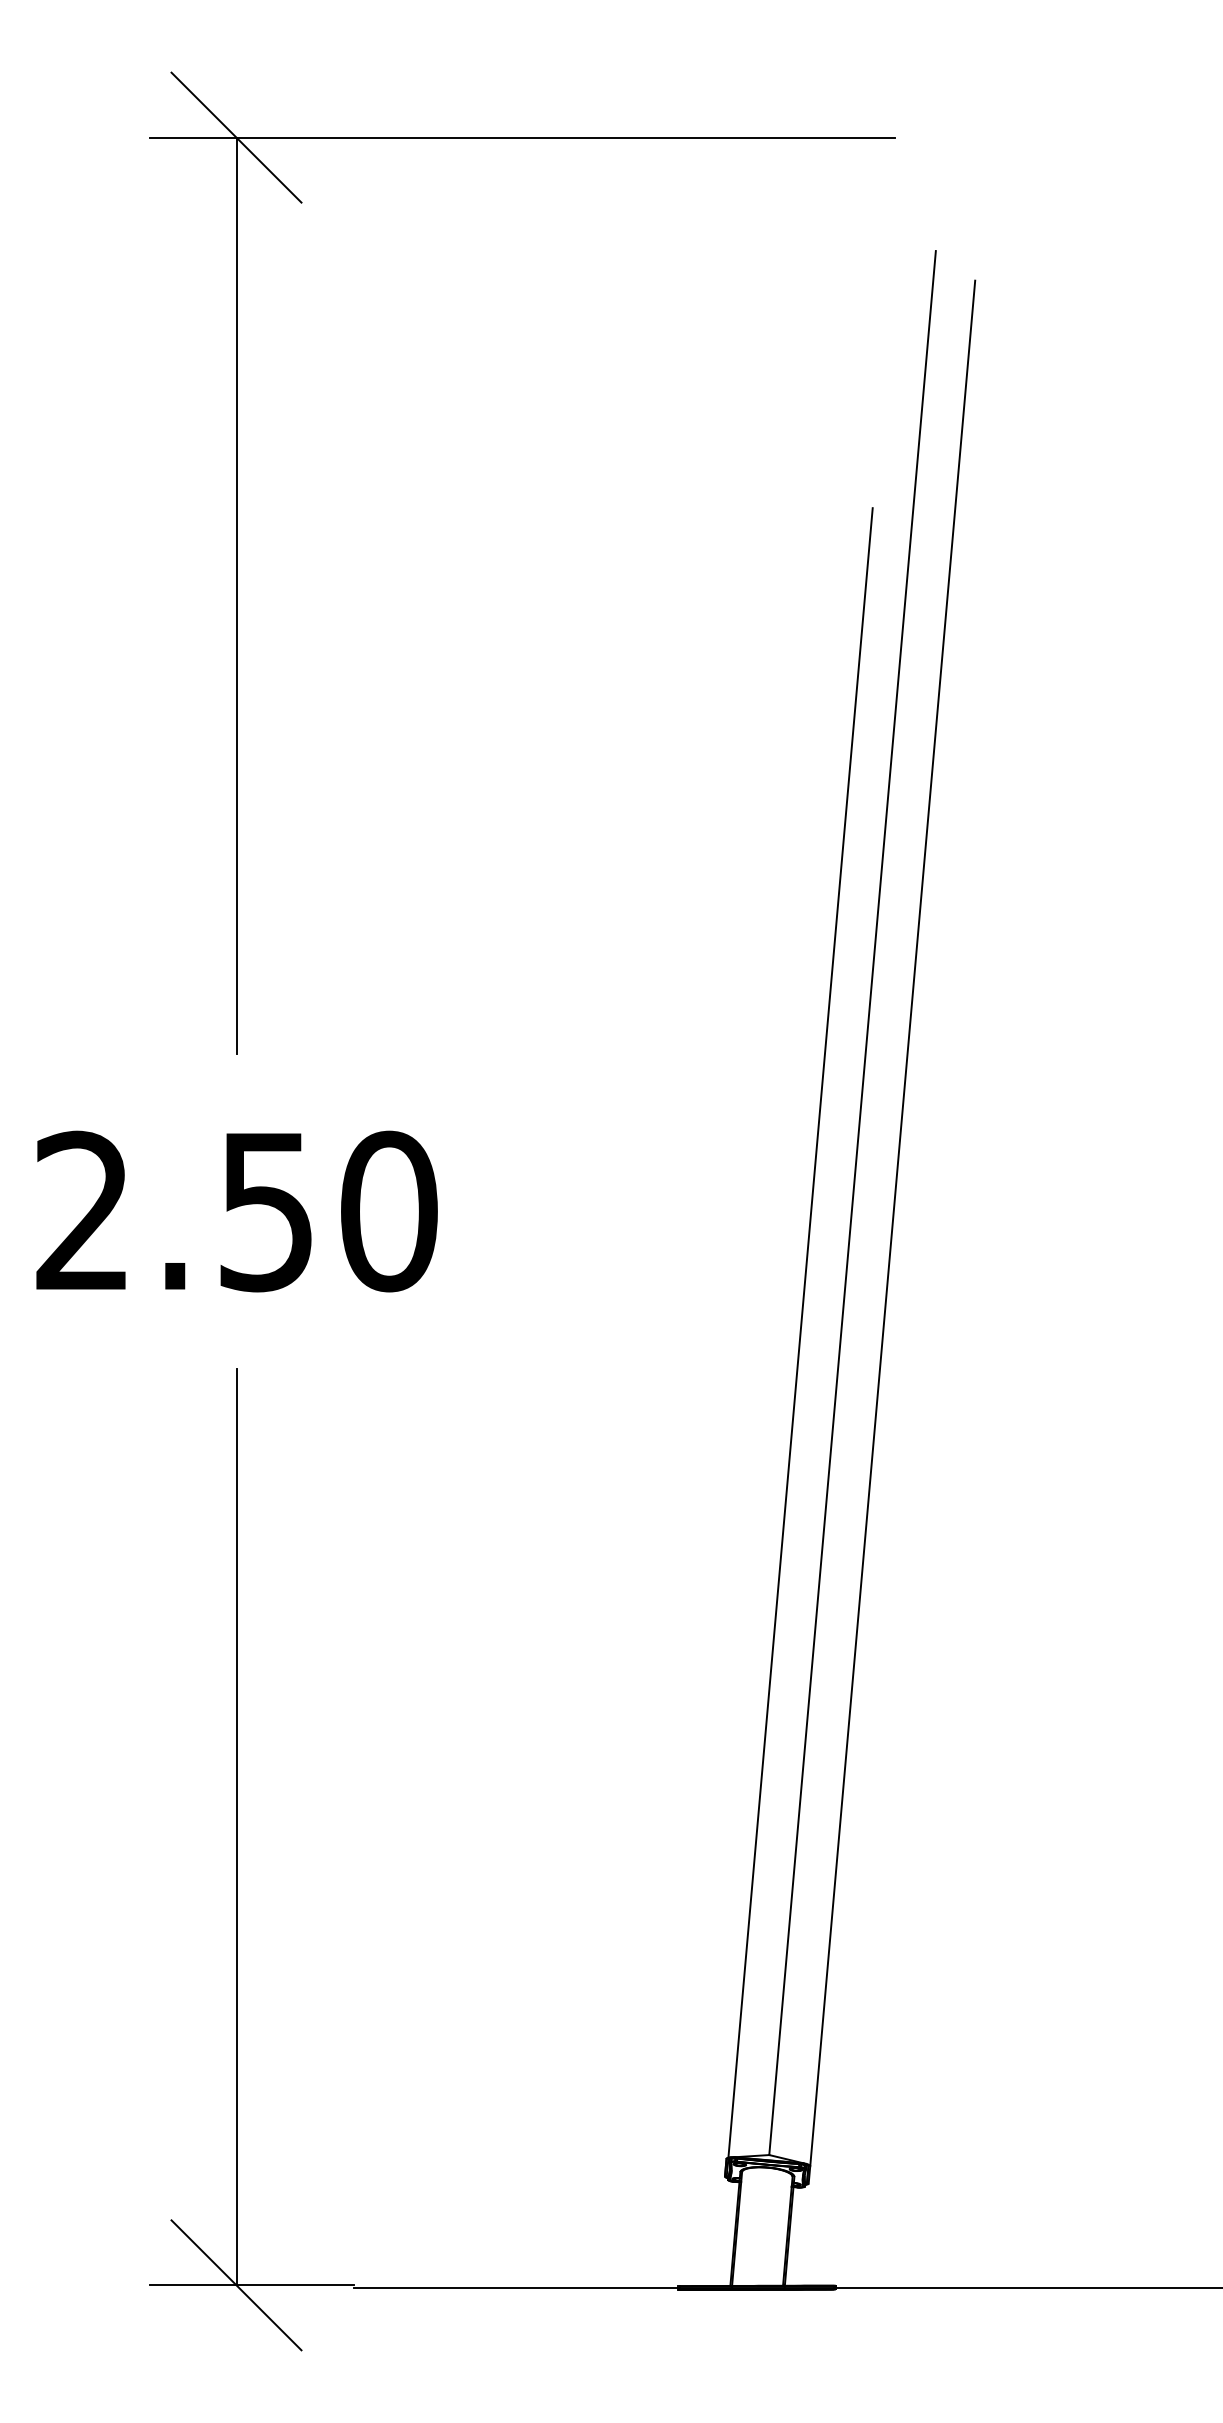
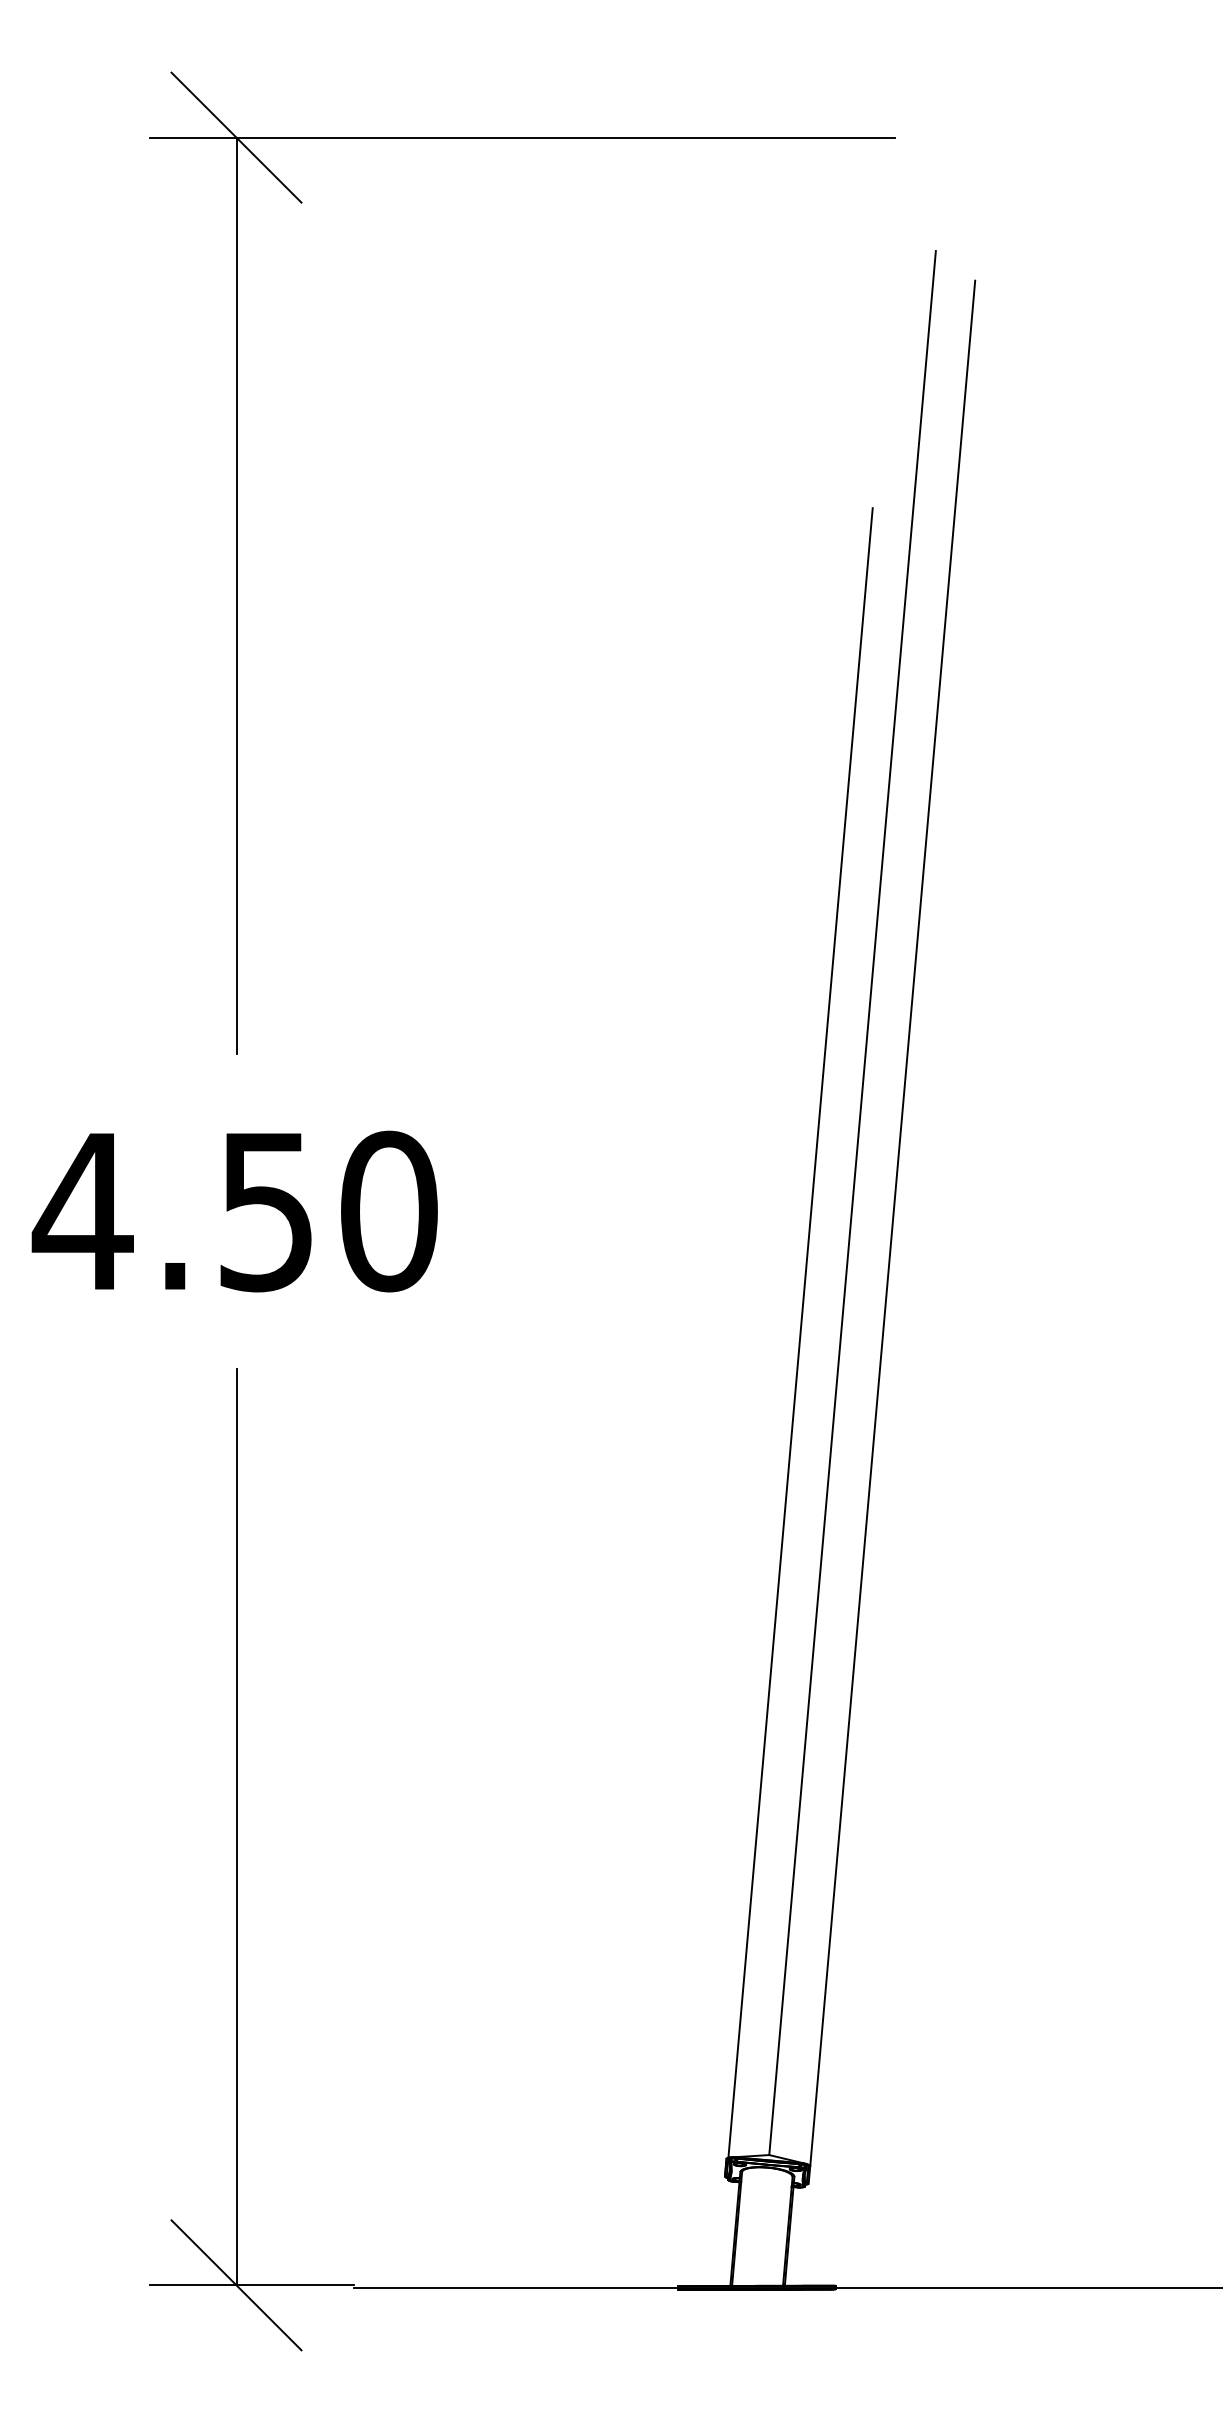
text: 2.50 -> 4.50 (82, 1209)
